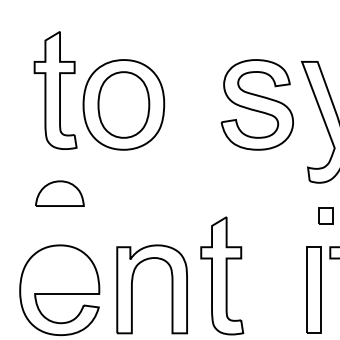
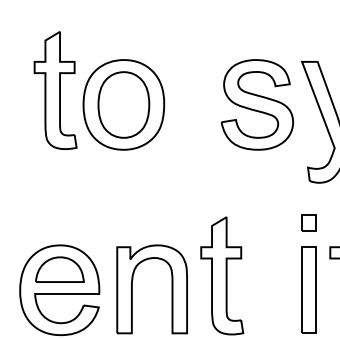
part position: (59, 193) -> (59, 269) (59, 269)
part position: (325, 215) -> (308, 222) (308, 222)
part position: (313, 289) -> (308, 289) (308, 289)
